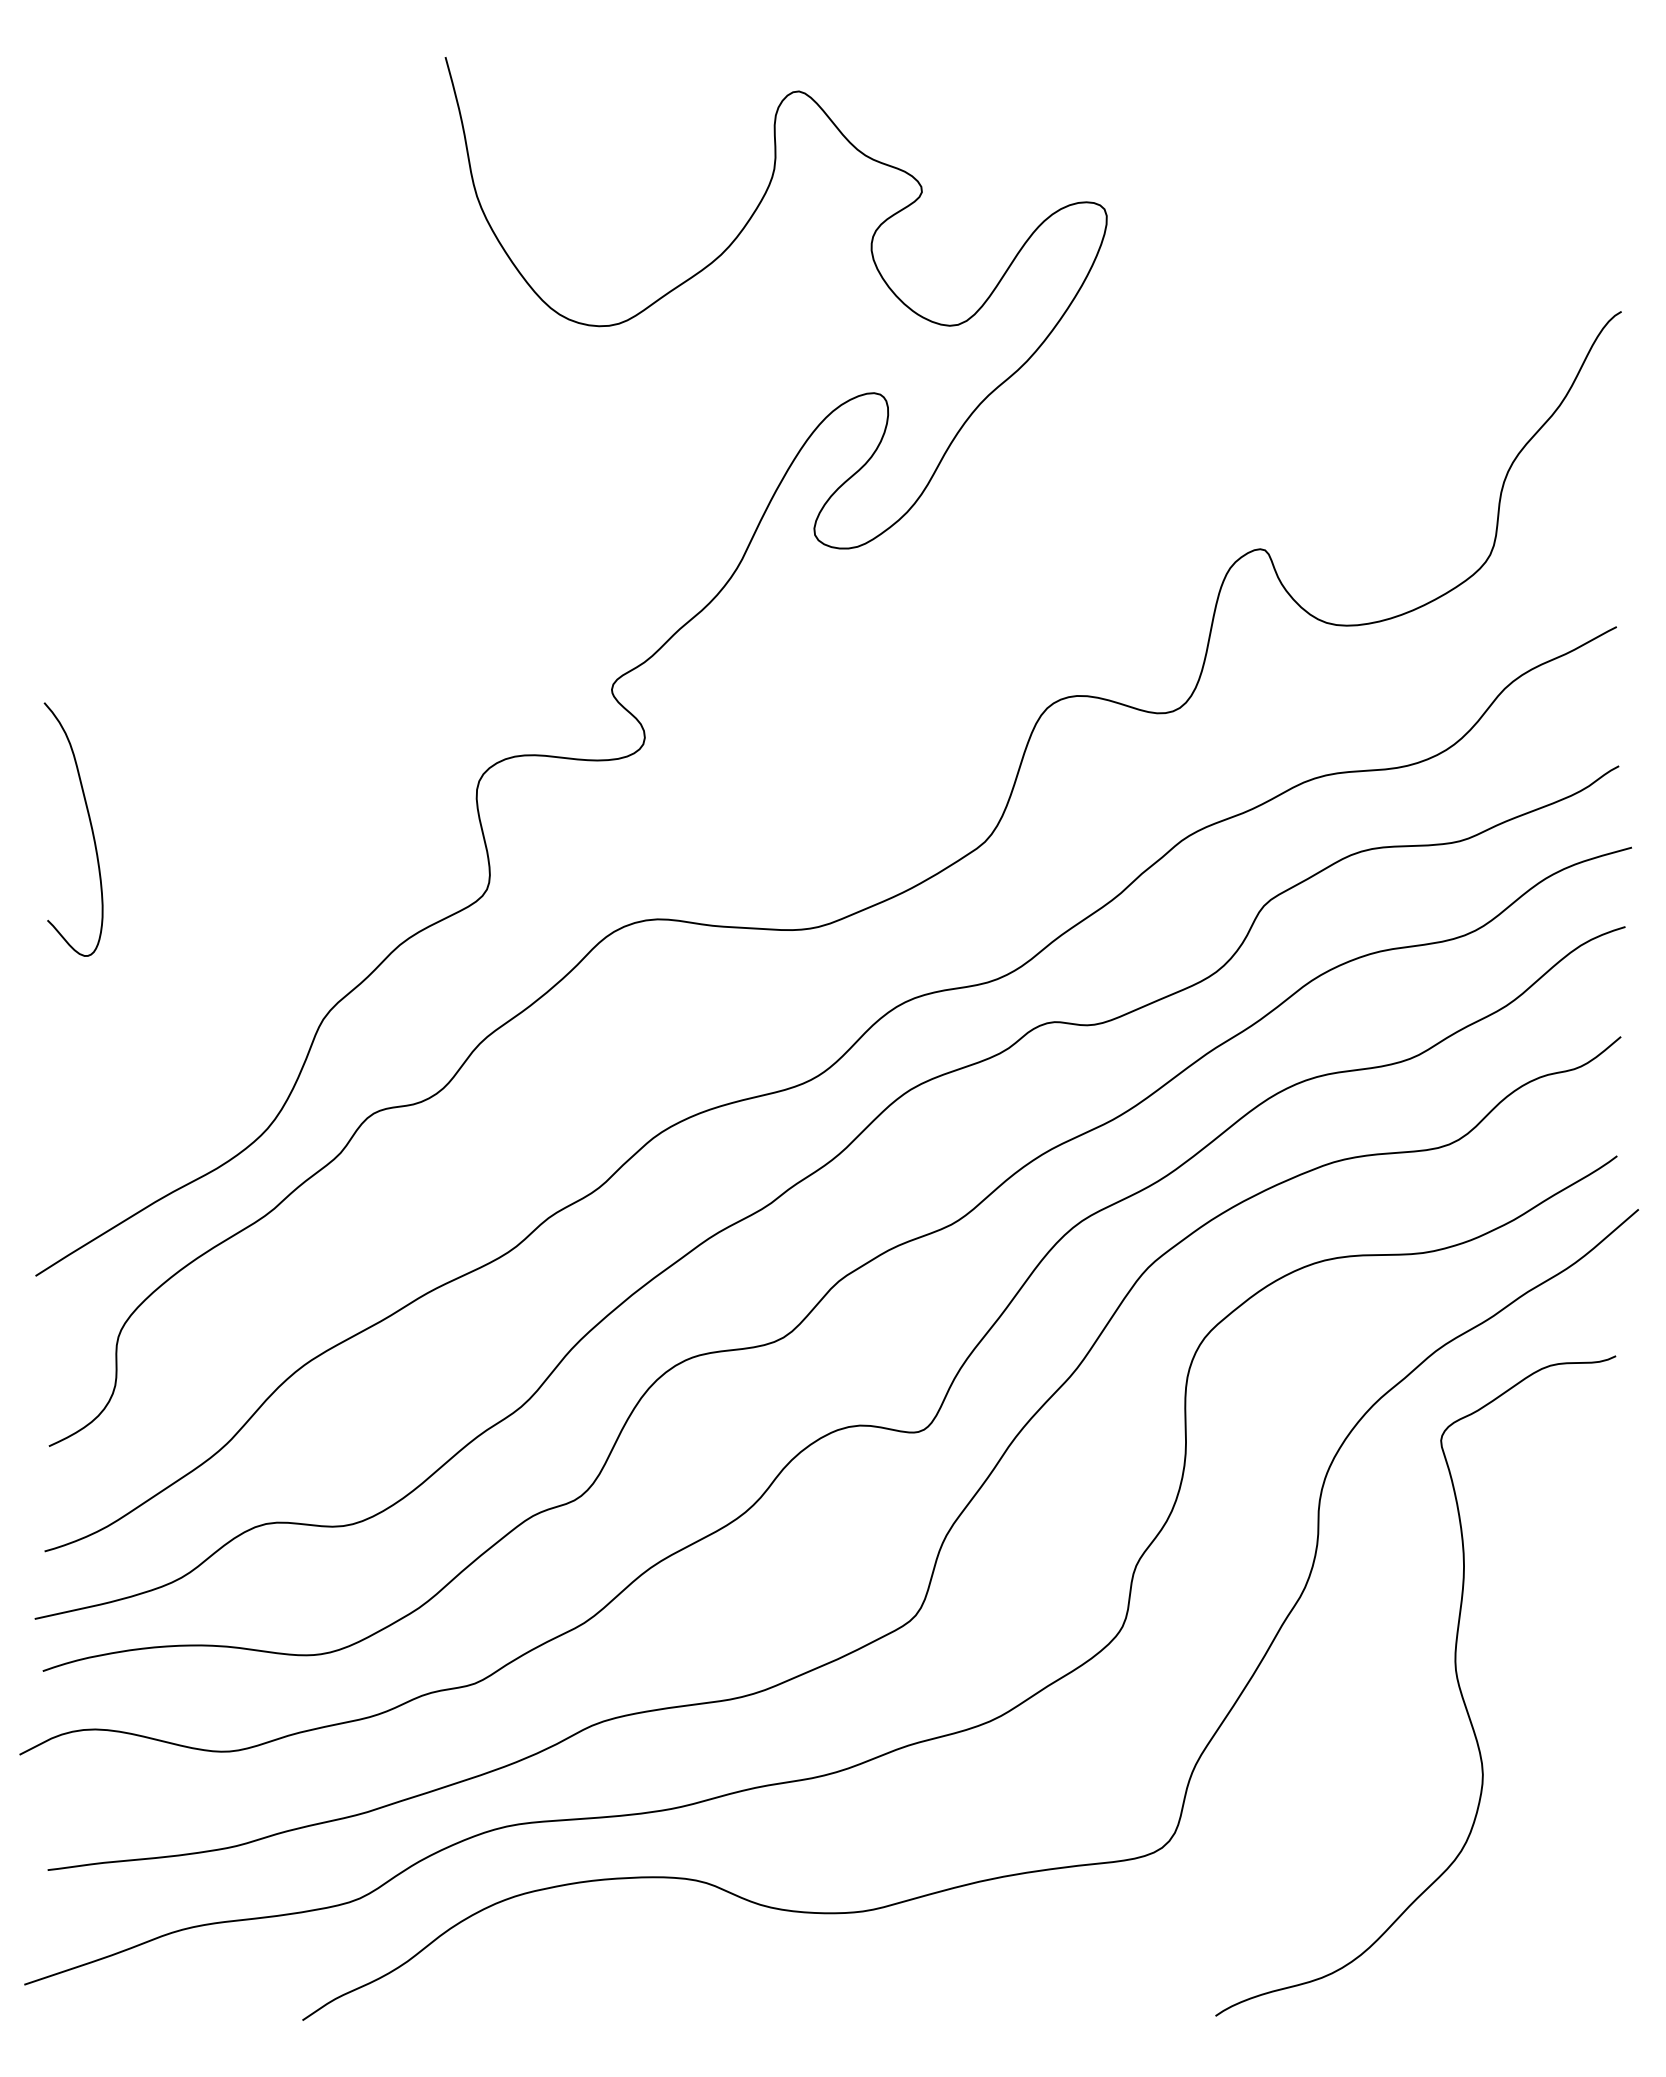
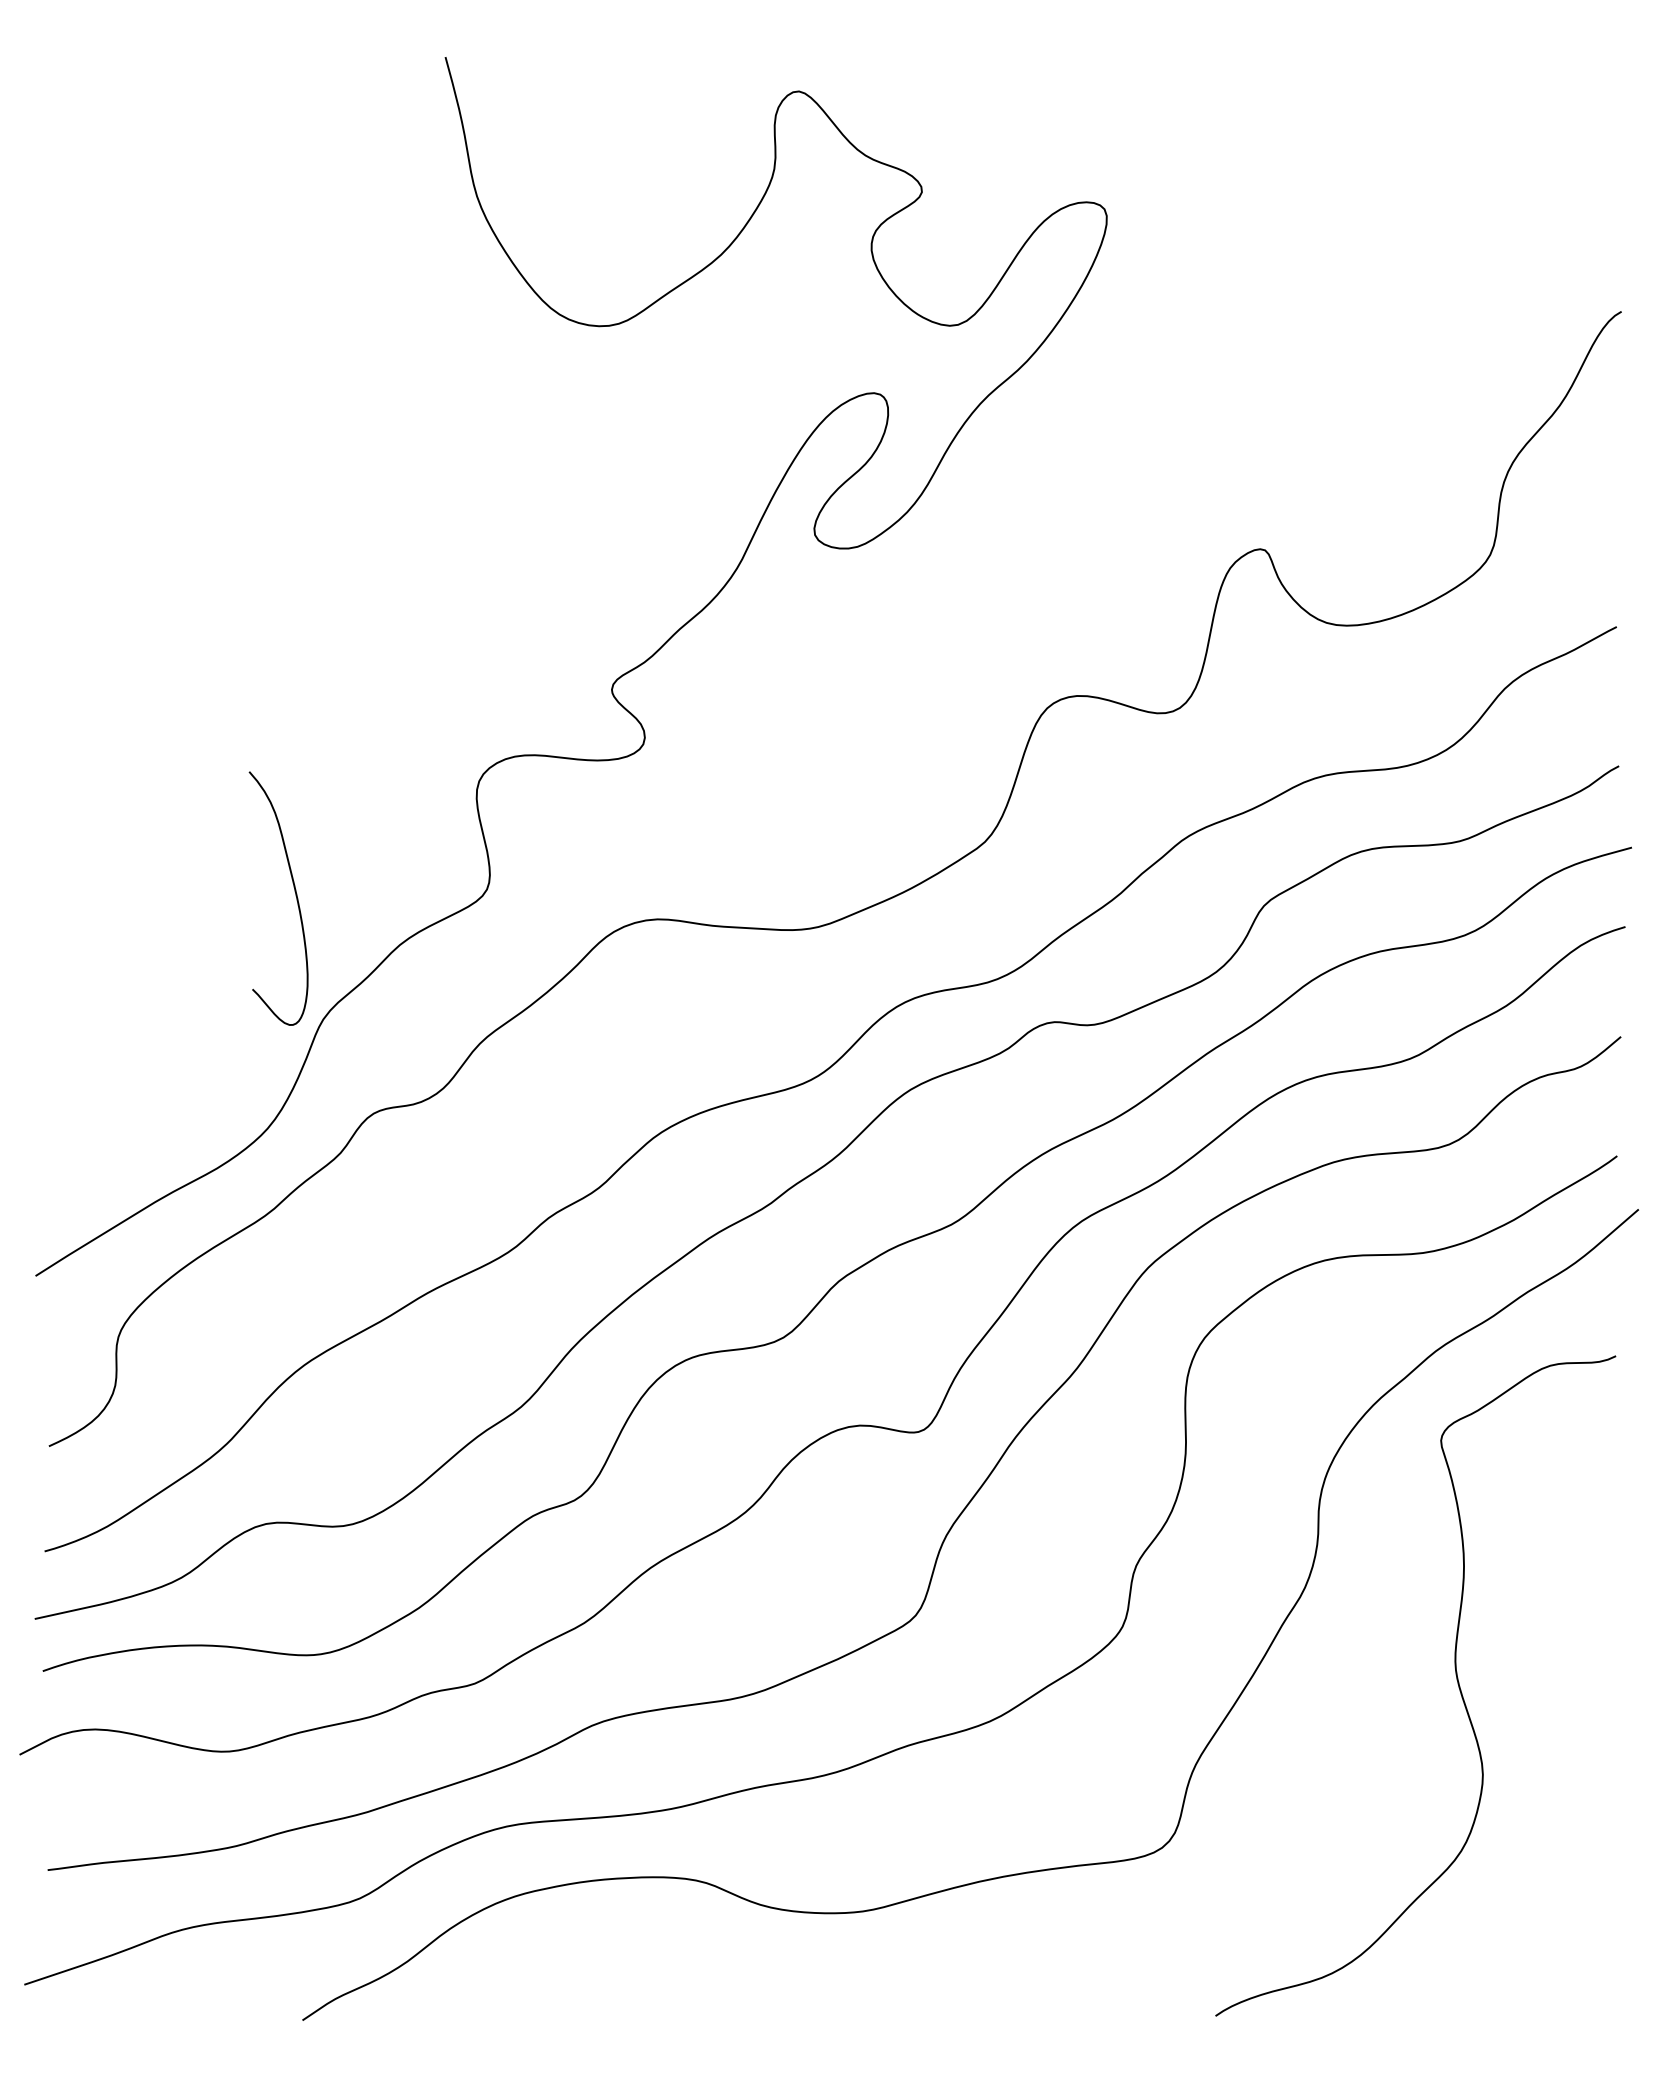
curve position: (90, 827) -> (295, 896) (295, 896)
